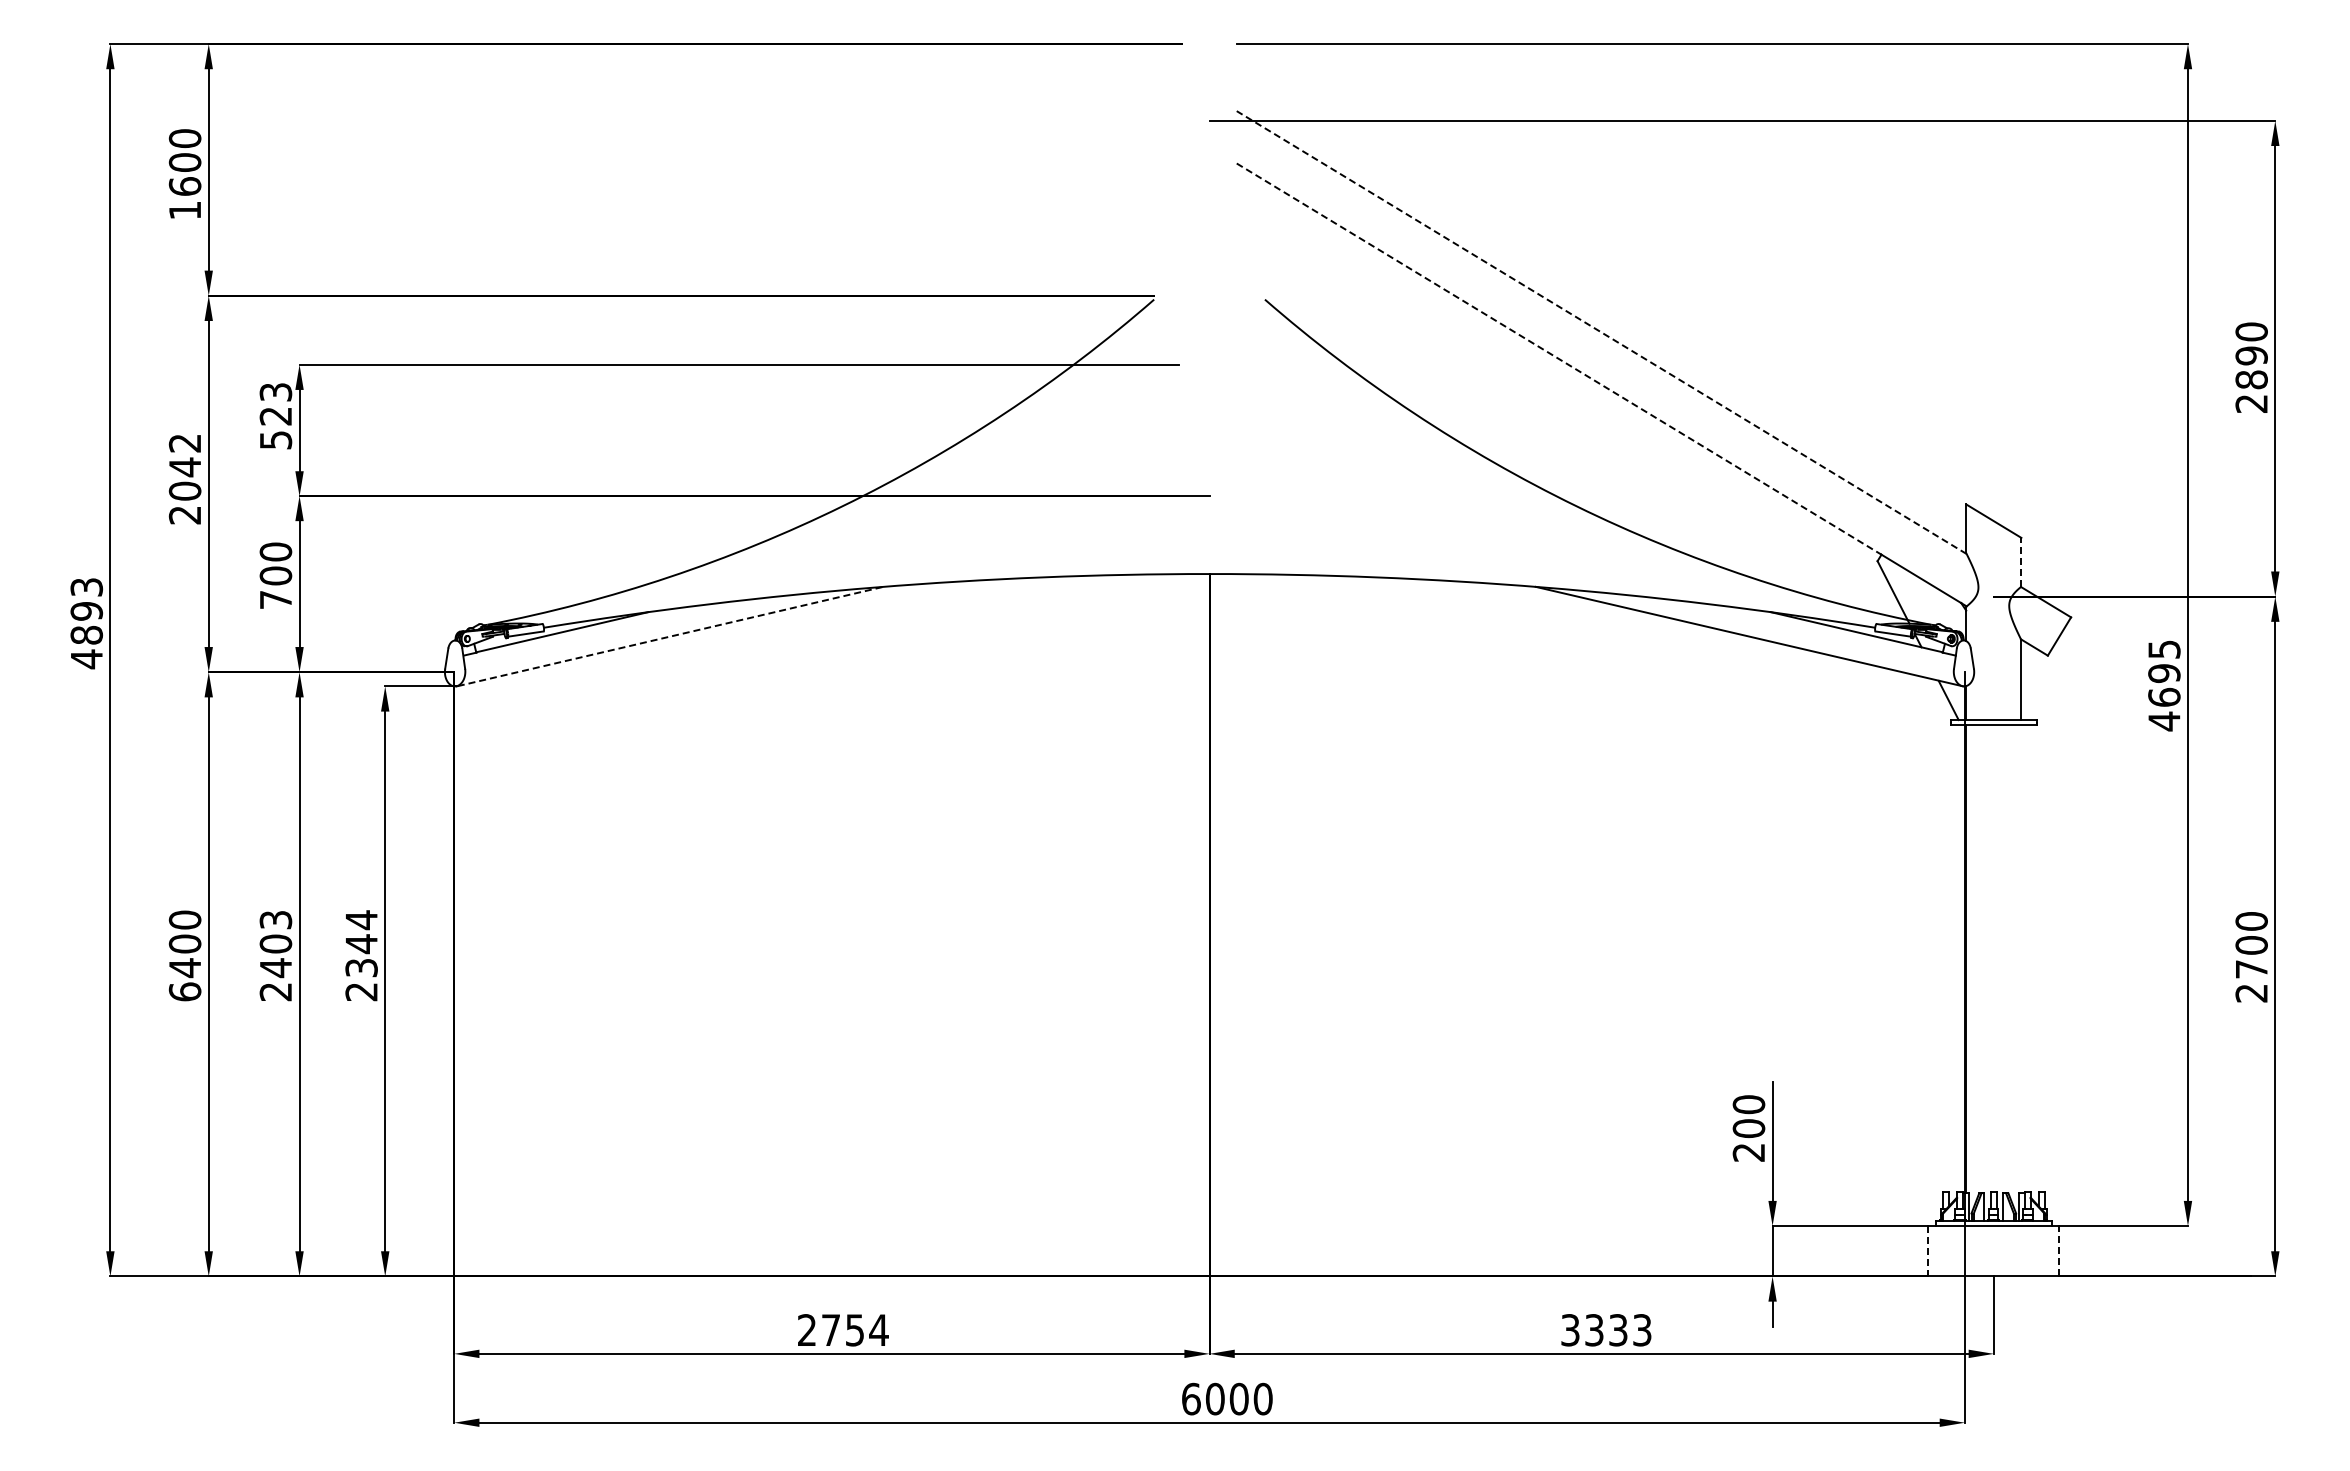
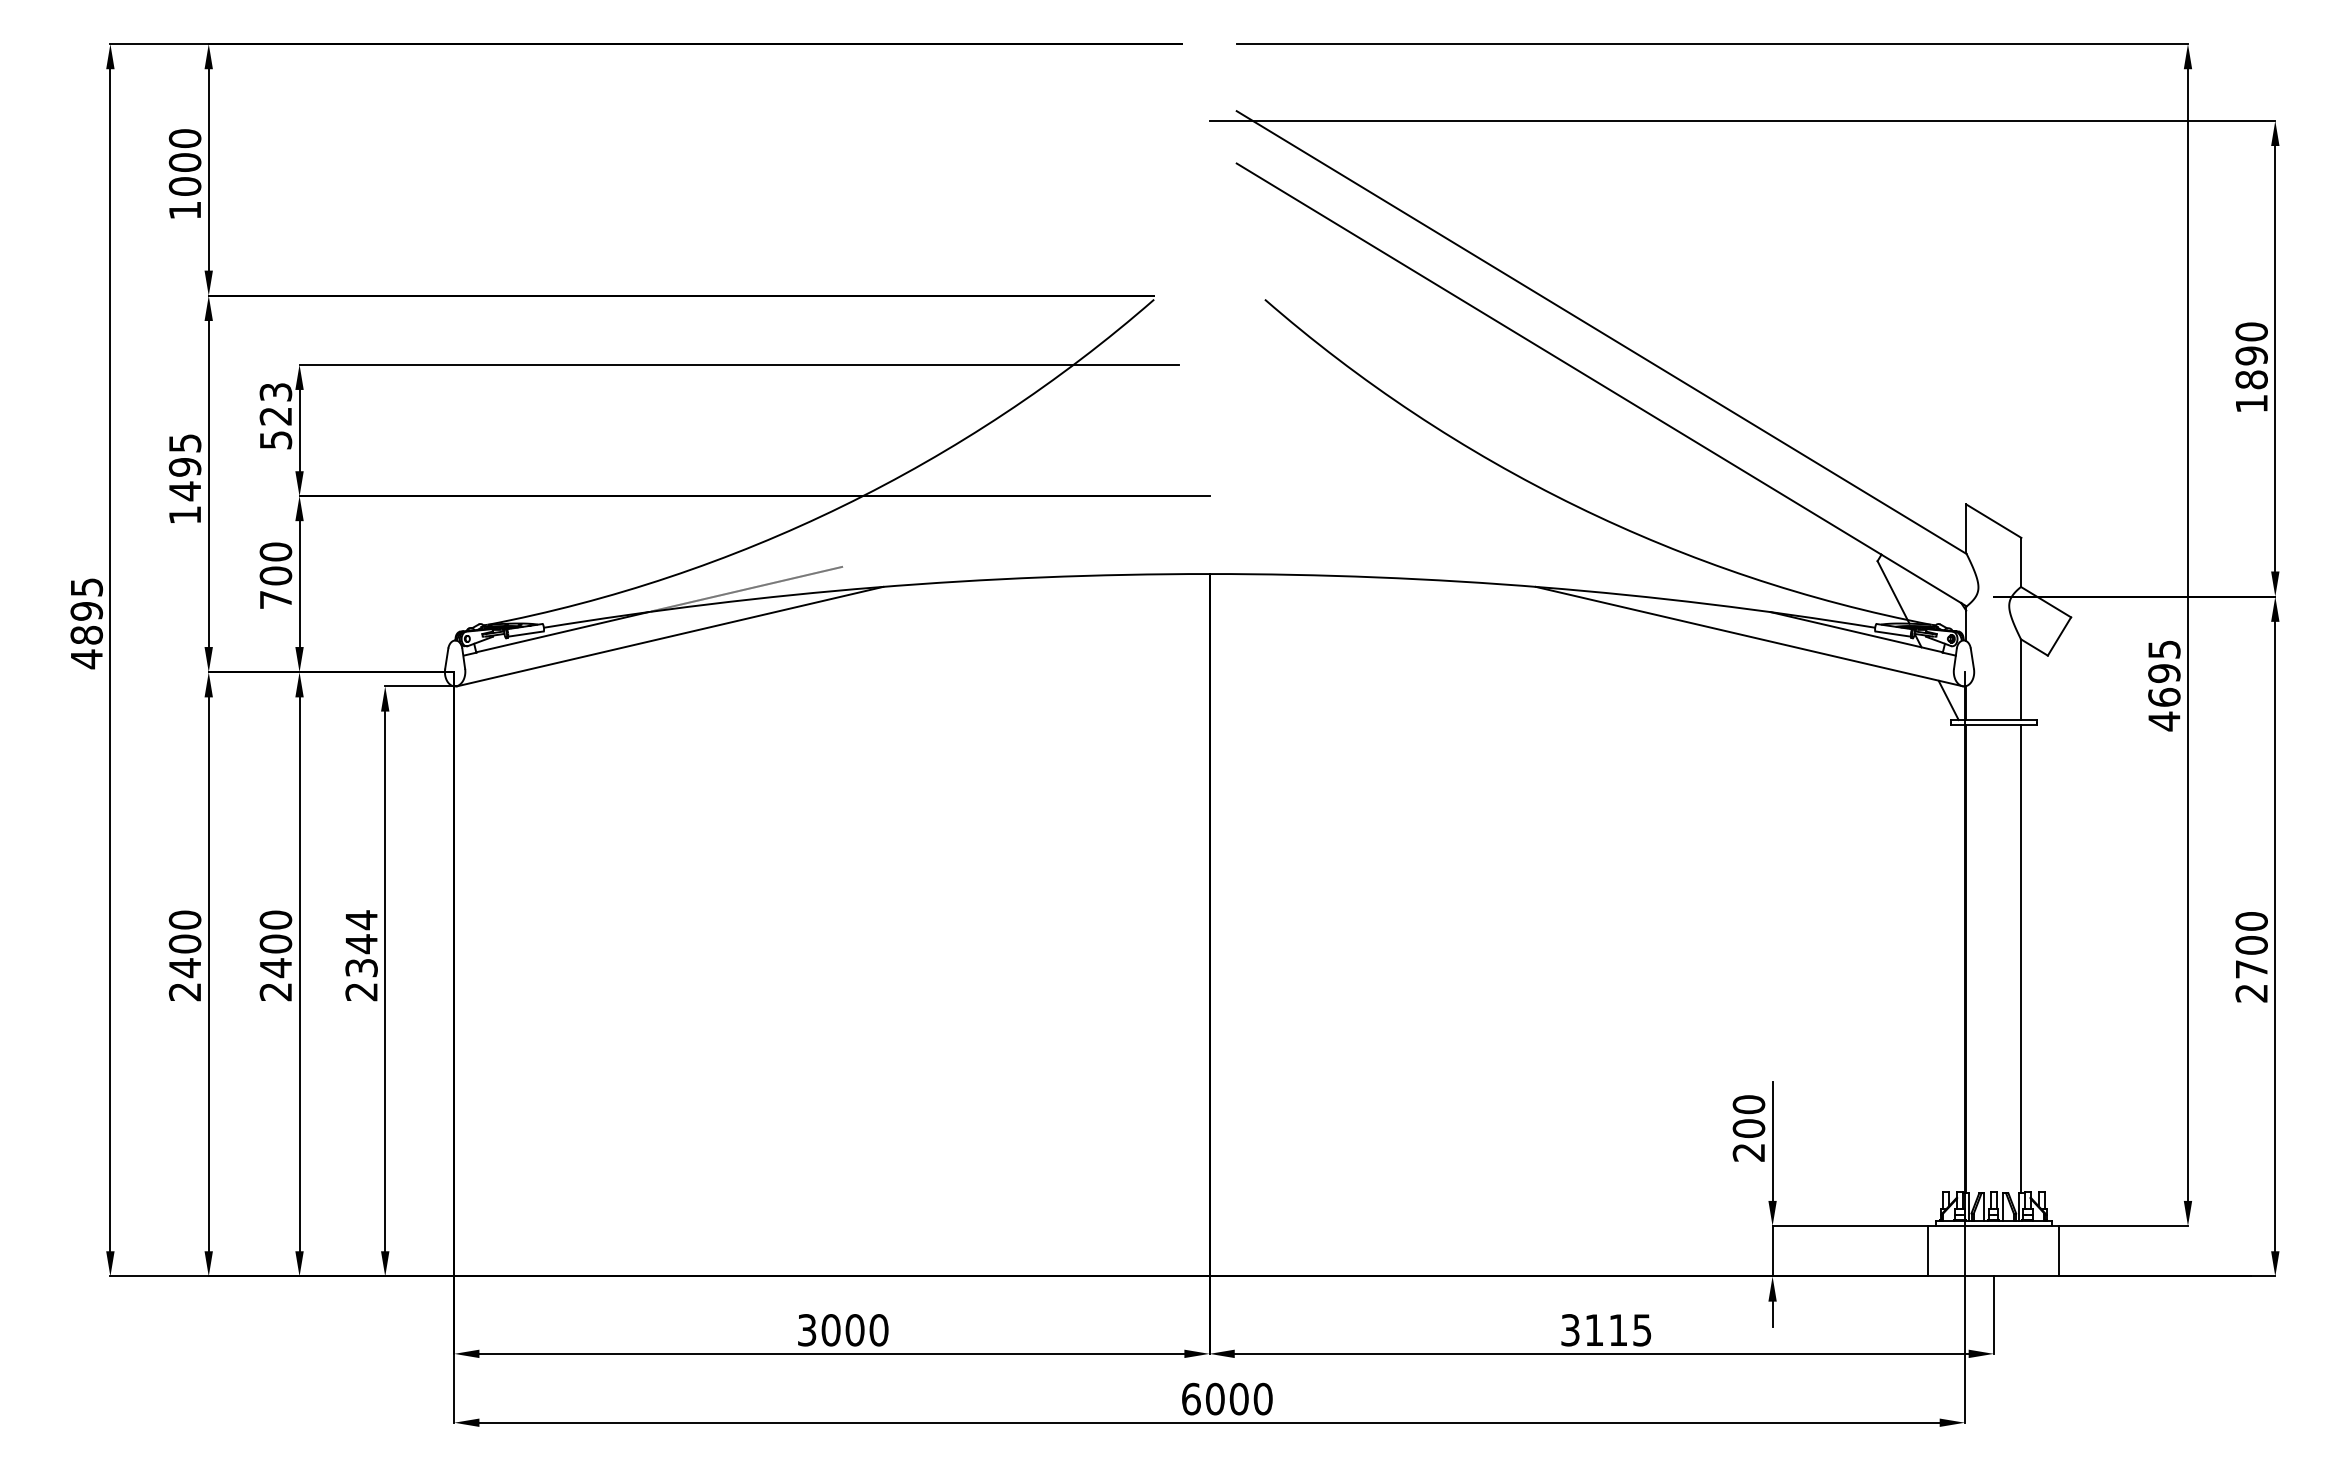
text: 1600 -> 1000 (184, 186)
line: dashed -> solid (1601, 332)
line: dashed -> solid (1559, 359)
text: 2890 -> 1890 (2251, 403)
text: 2042 -> 1495 (184, 479)
line: dashed -> solid (2021, 561)
text: 4893 -> 4895 (86, 586)
line: none -> present (746, 588)
line: dashed -> solid (671, 636)
text: 2403 -> 2400 (275, 919)
line: none -> present (2021, 959)
text: 6400 -> 2400 (184, 991)
line: dashed -> solid (2059, 1250)
line: dashed -> solid (1928, 1251)
text: 2754 -> 3000 (843, 1330)
text: 3333 -> 3115 (1618, 1330)
